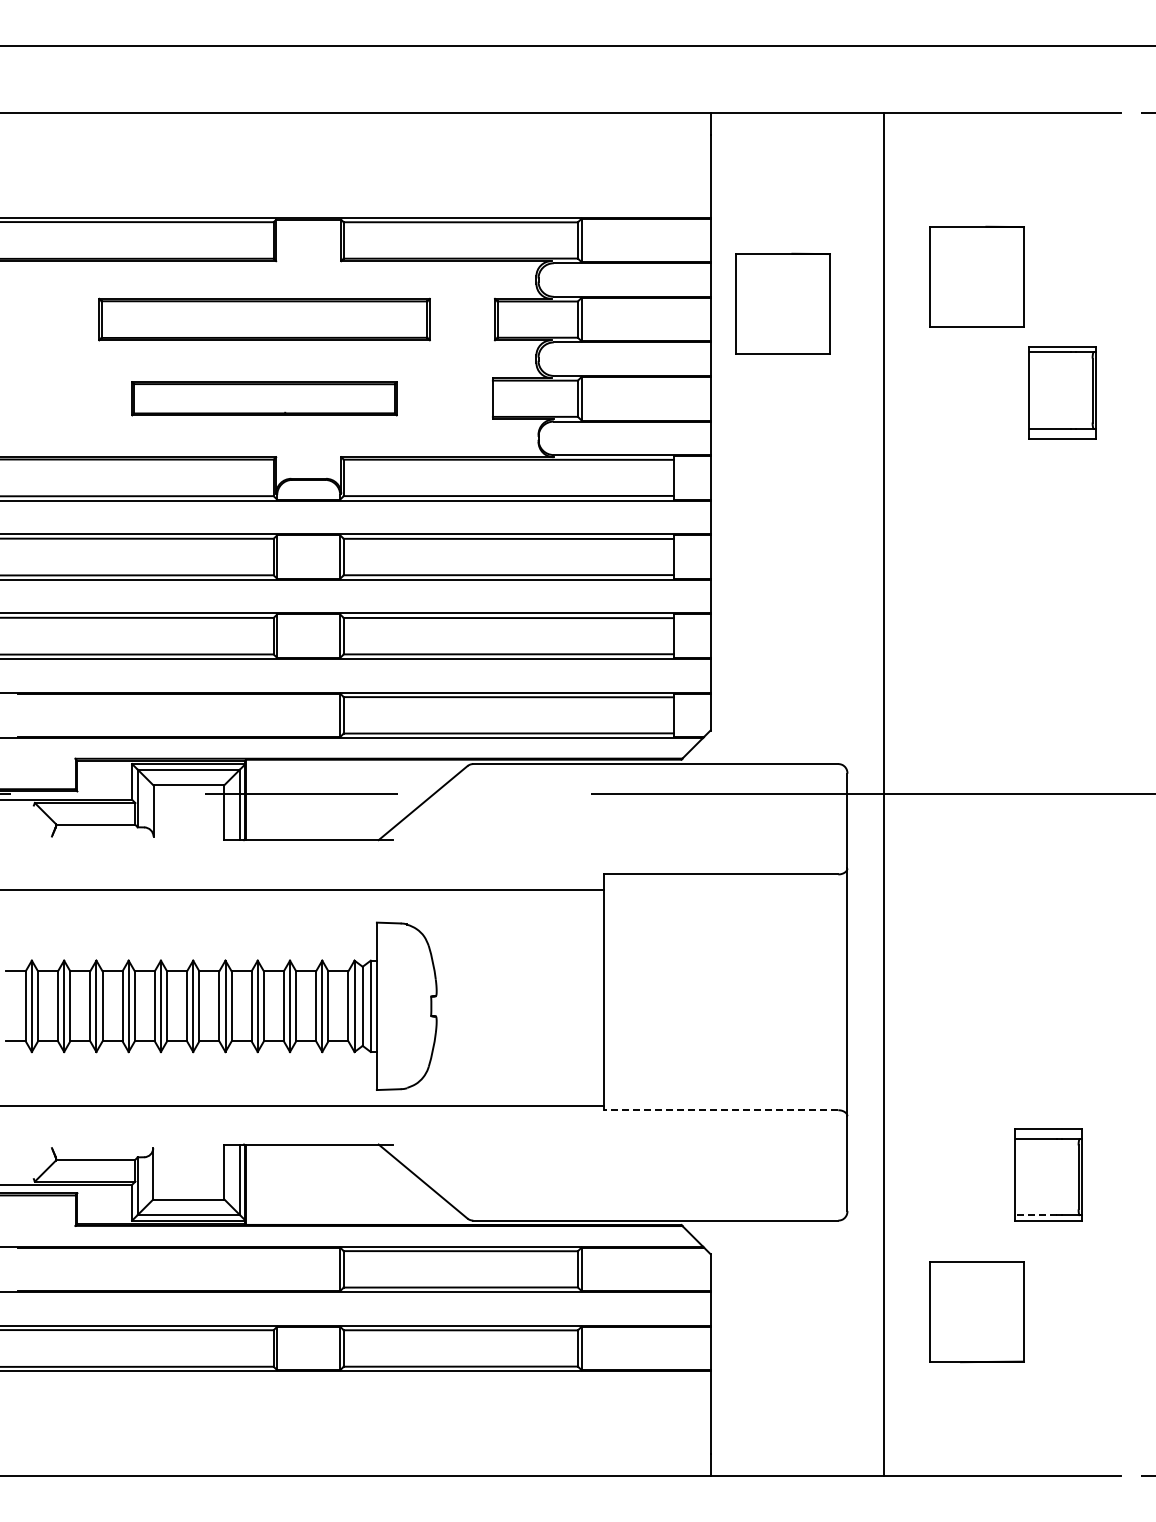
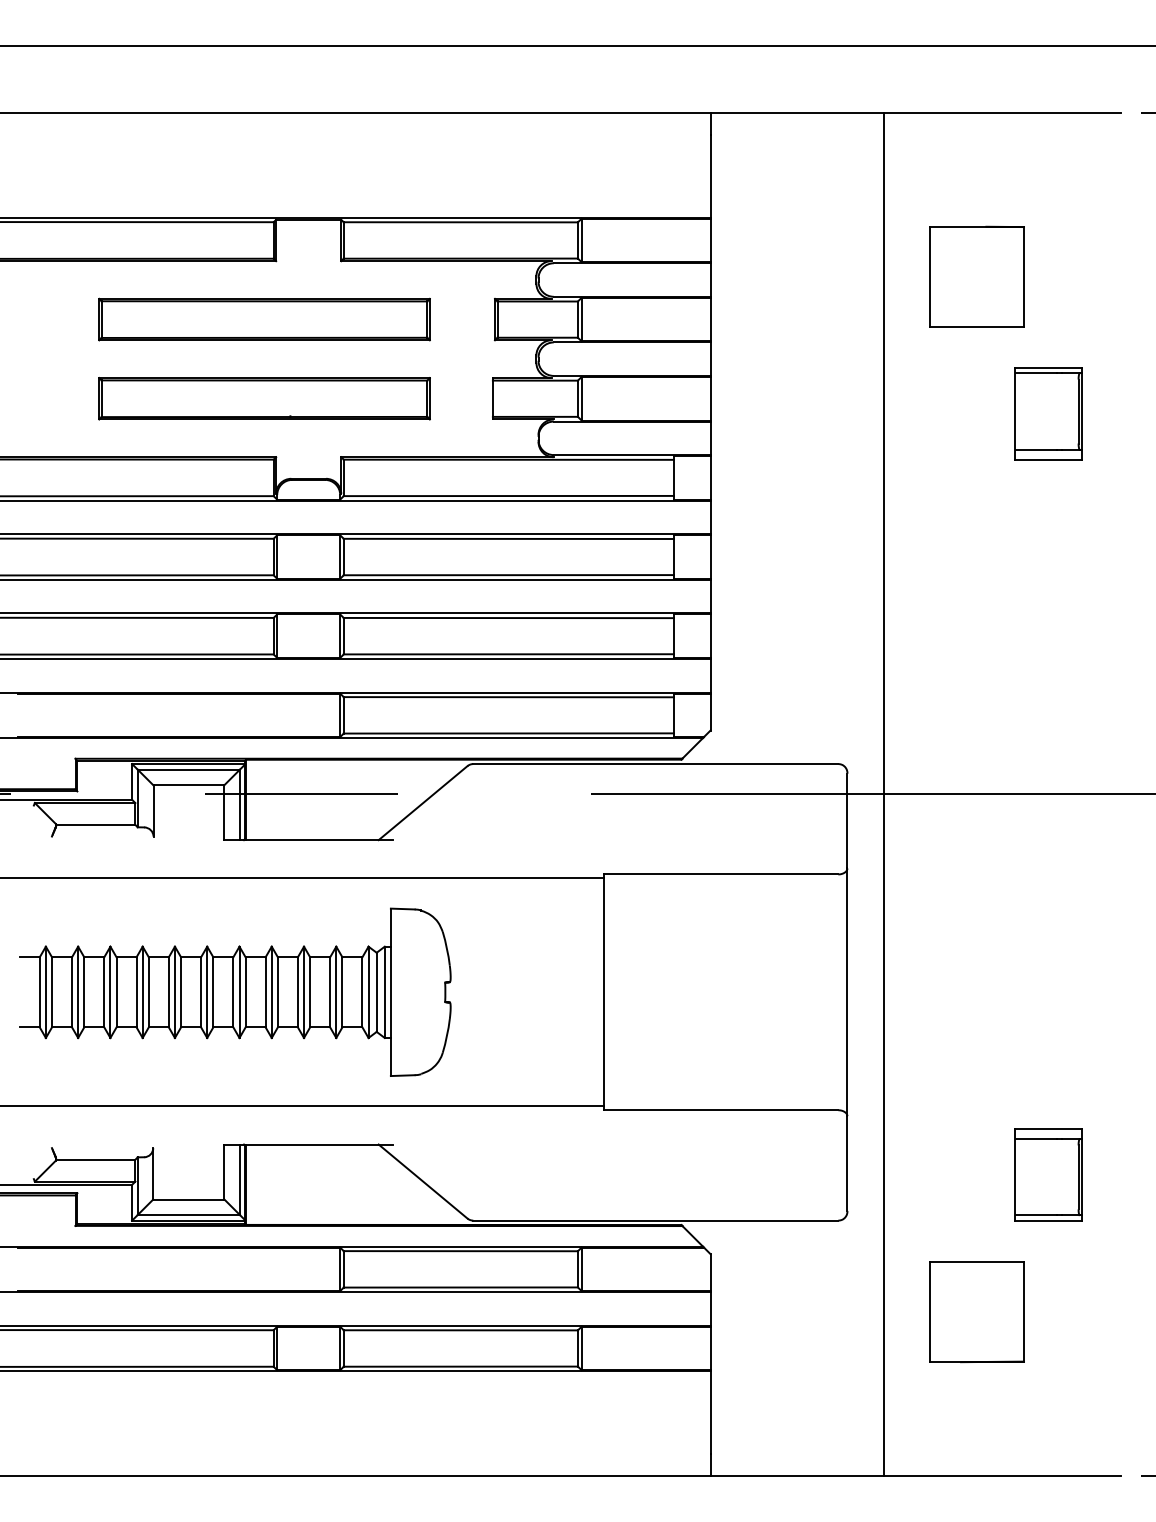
part: present -> none (782, 303)
part position: (1062, 392) -> (1048, 413) (1048, 413)
part size: 267x36 px -> 333x44 px (264, 398)
line position: (302, 890) -> (302, 878) (302, 878)
part position: (221, 1005) -> (235, 991) (235, 991)
line: dashed -> solid (720, 1110)
line: dashed -> solid (1036, 1215)
